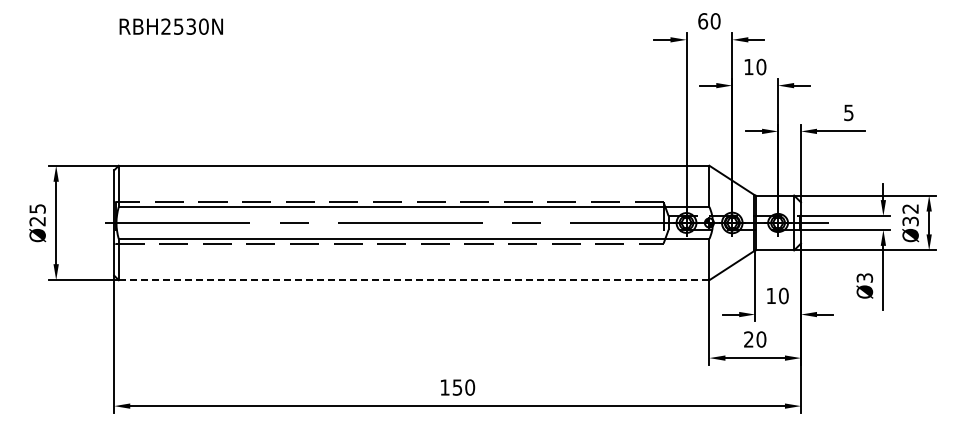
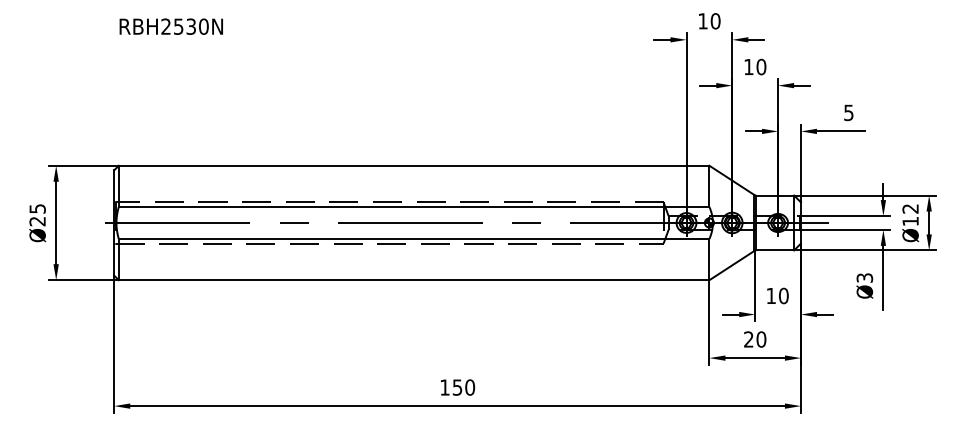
text: 60 -> 10 (703, 21)
text: Ø32 -> Ø12 (910, 221)
line: dashed -> solid (413, 280)
